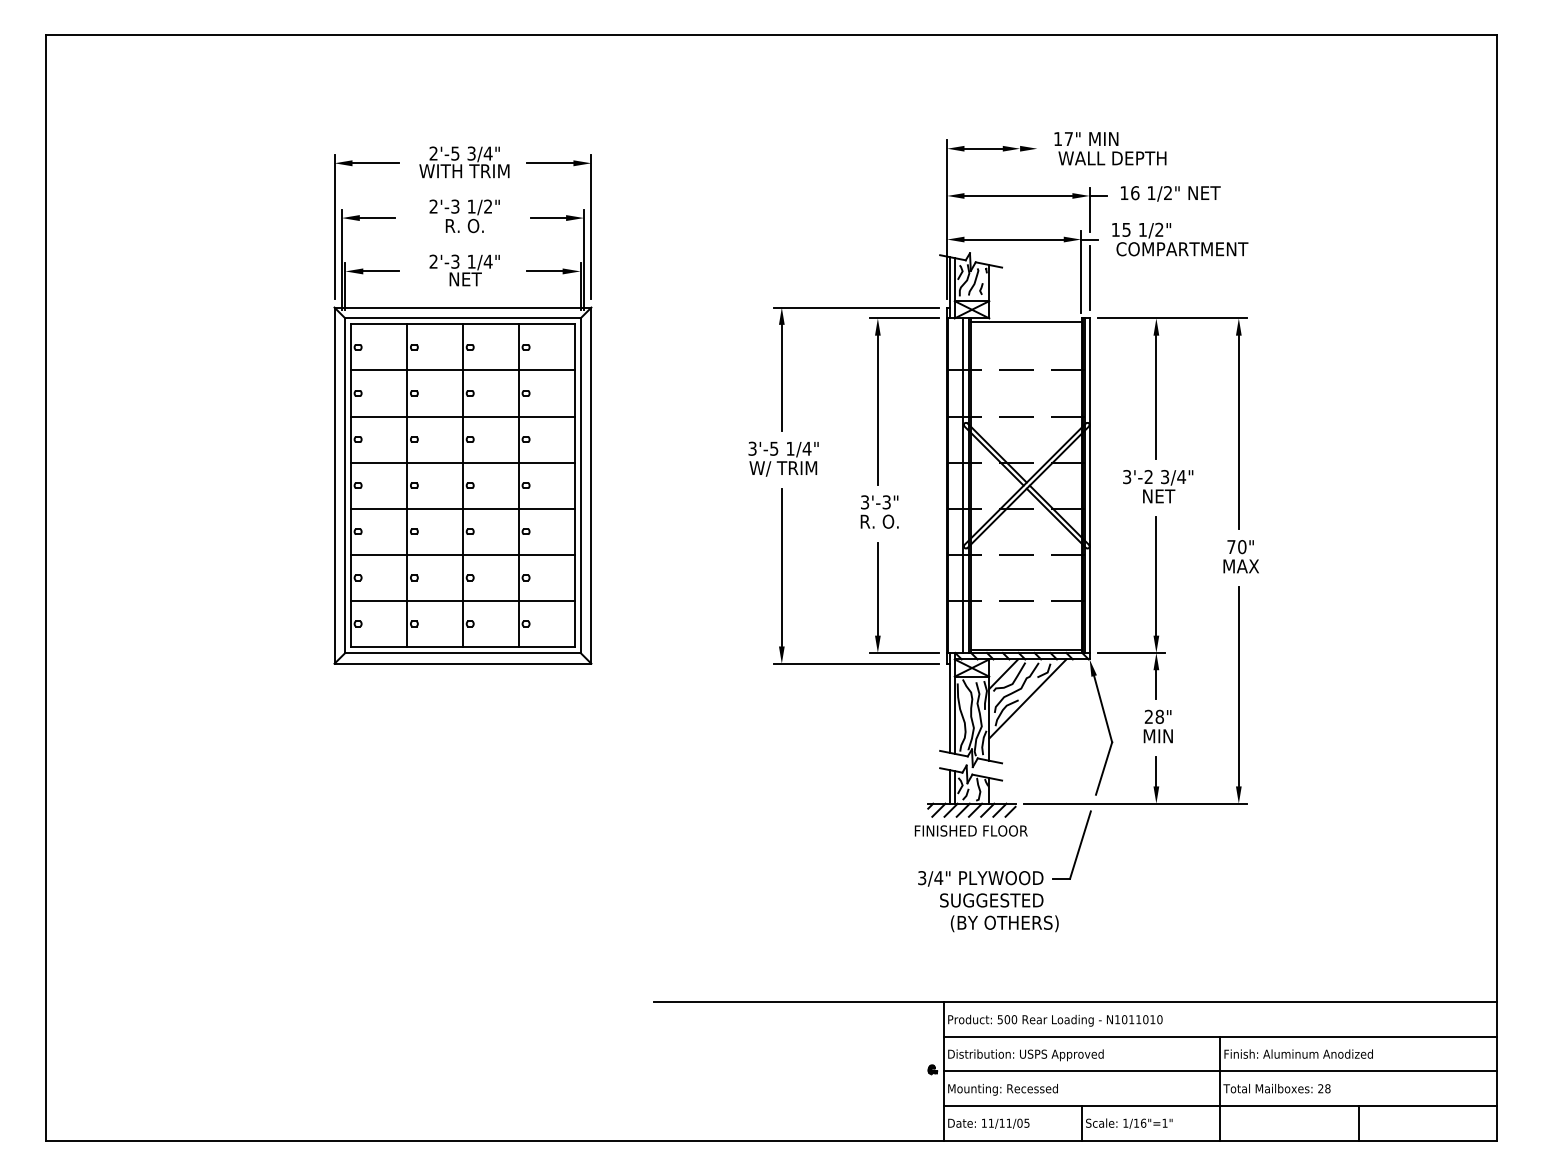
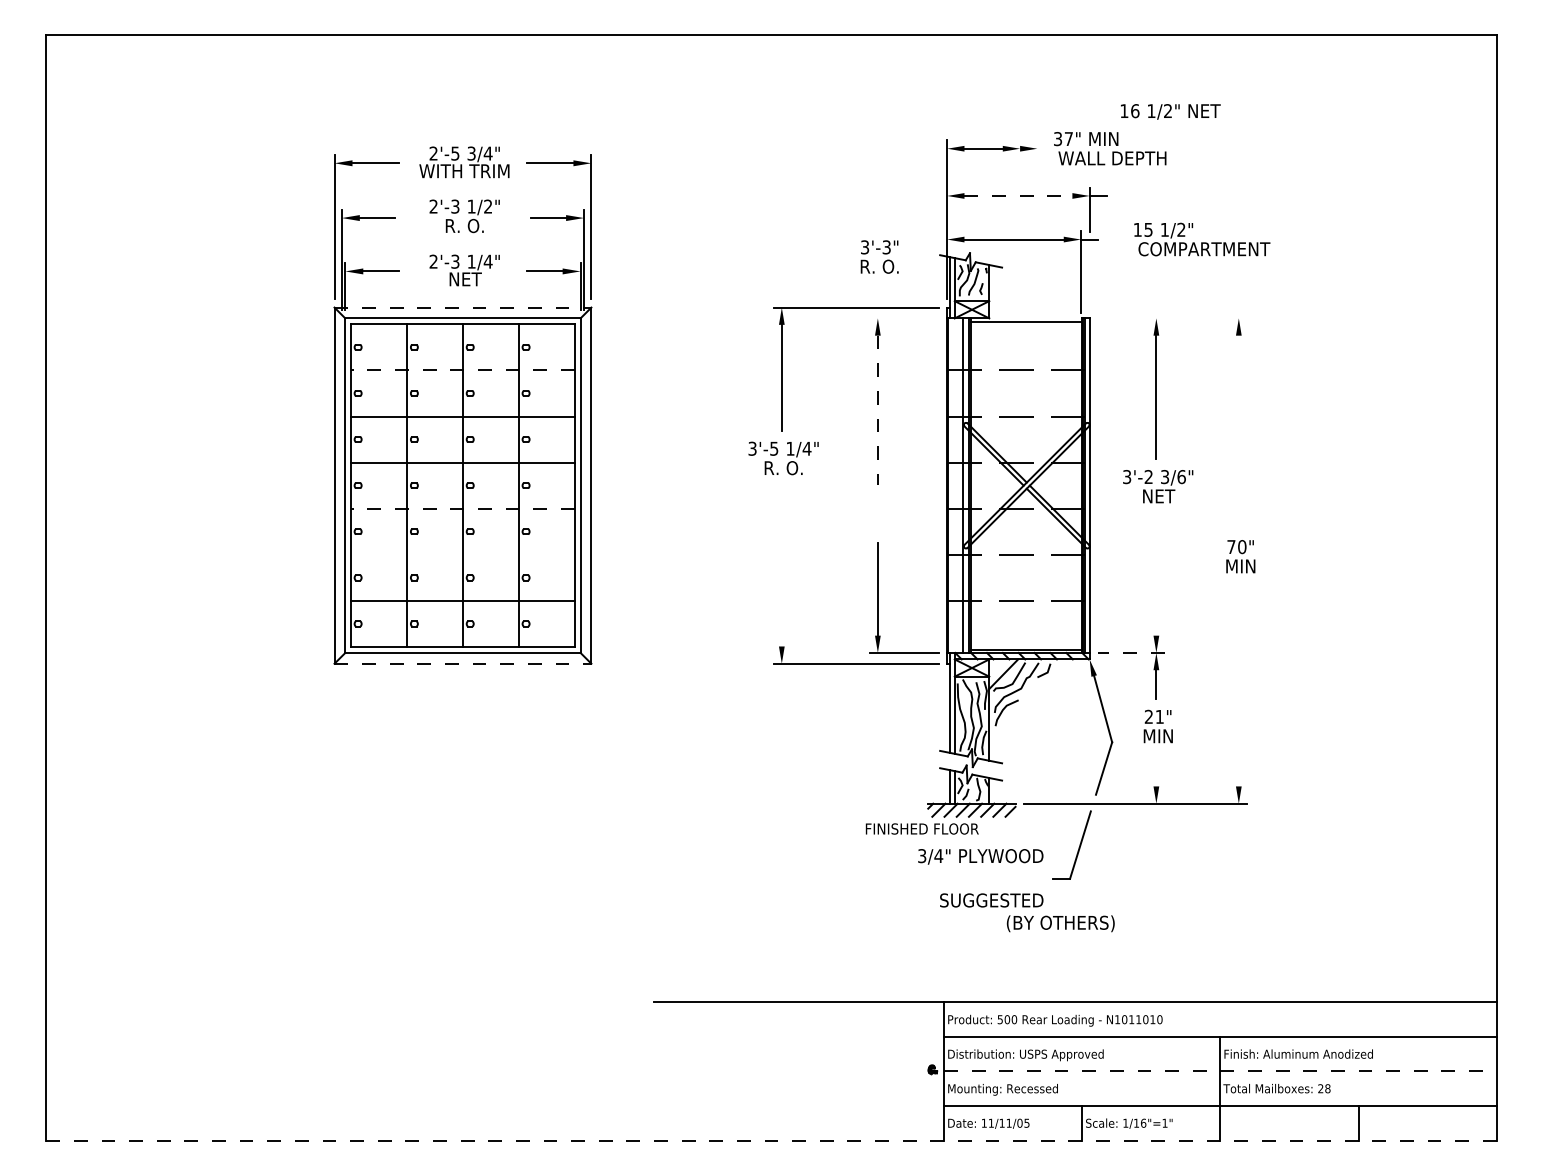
text: 17" -> 37" (1058, 139)
text position: (1170, 193) -> (1170, 111) (1170, 111)
line: solid -> dashed (1018, 195)
text position: (1180, 239) -> (1202, 239) (1202, 239)
line: present -> none (1089, 277)
line: solid -> dashed (463, 307)
line: present -> none (903, 318)
line: present -> none (1172, 318)
line: solid -> dashed (462, 370)
line: solid -> dashed (877, 410)
line: present -> none (1238, 432)
text: W/ TRIM -> R. O. (783, 468)
text: 3/4" -> 3/6" (1181, 477)
line: solid -> dashed (462, 508)
text position: (879, 511) -> (879, 256) (879, 256)
line: present -> none (462, 554)
text: MAX -> MIN (1240, 566)
line: present -> none (781, 567)
line: present -> none (1156, 576)
line: solid -> dashed (1130, 652)
line: solid -> dashed (463, 663)
line: present -> none (1238, 686)
line: present -> none (1027, 698)
text: 28" -> 21" (1159, 716)
line: present -> none (1156, 771)
text position: (970, 830) -> (921, 828) (921, 828)
text position: (980, 878) -> (980, 856) (980, 856)
text position: (1004, 923) -> (1060, 923) (1060, 923)
line: solid -> dashed (1220, 1071)
line: solid -> dashed (772, 1140)
